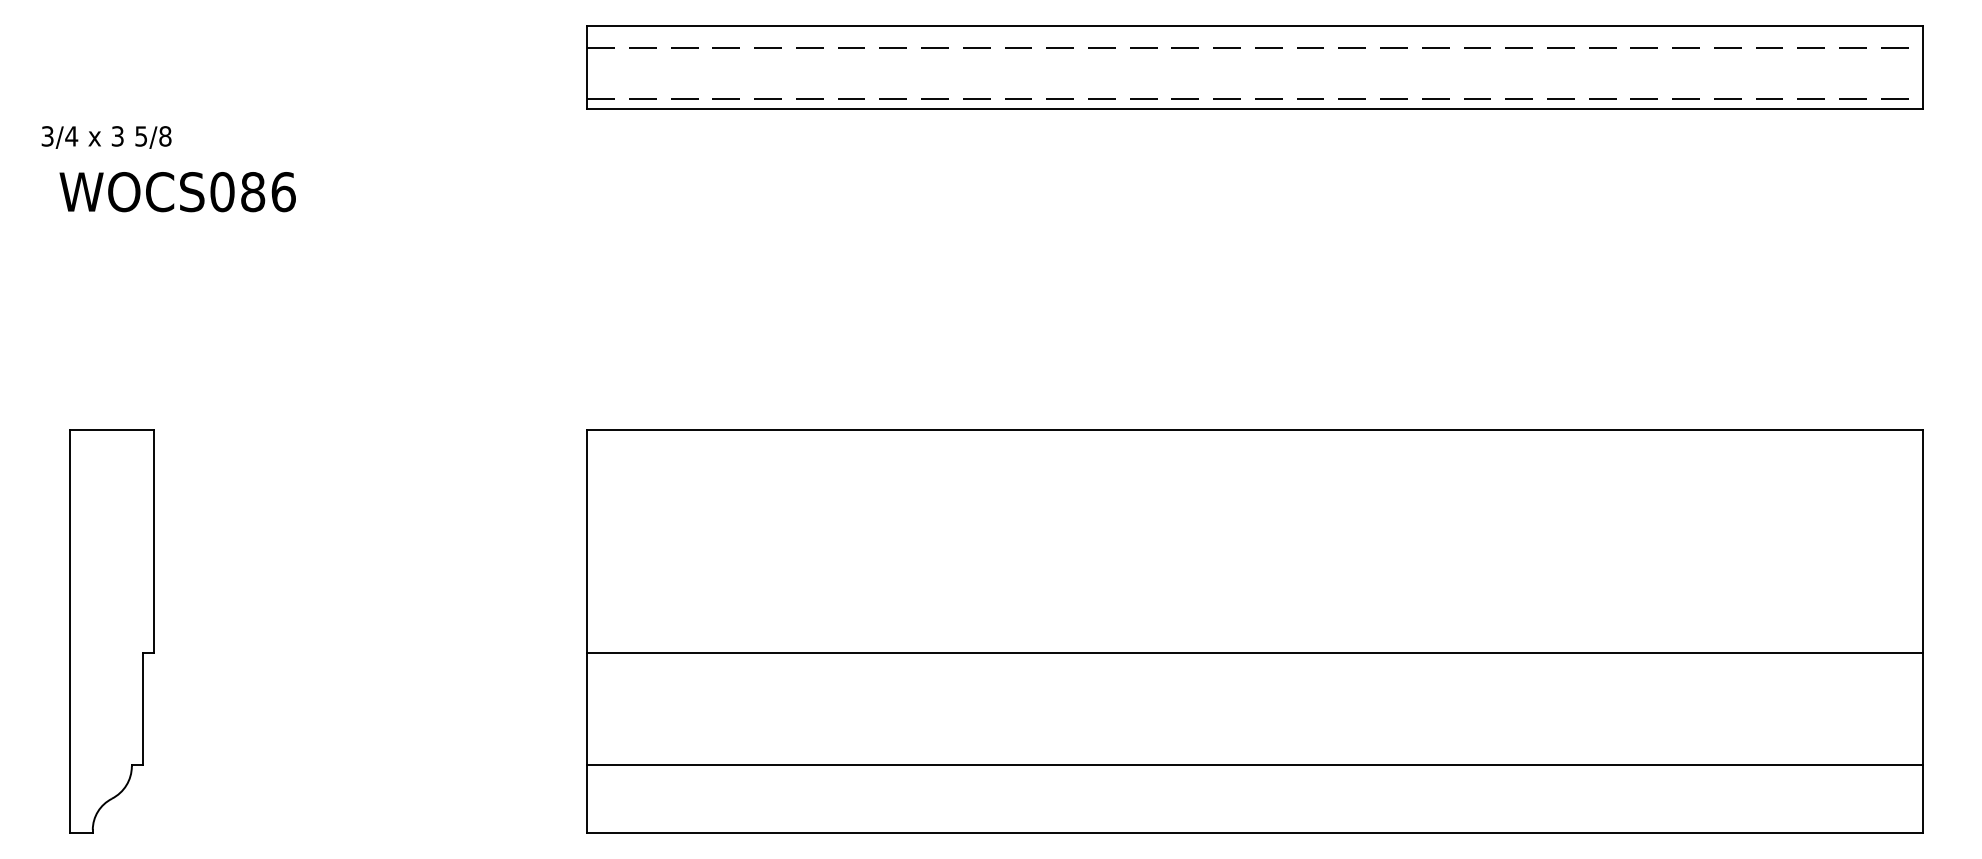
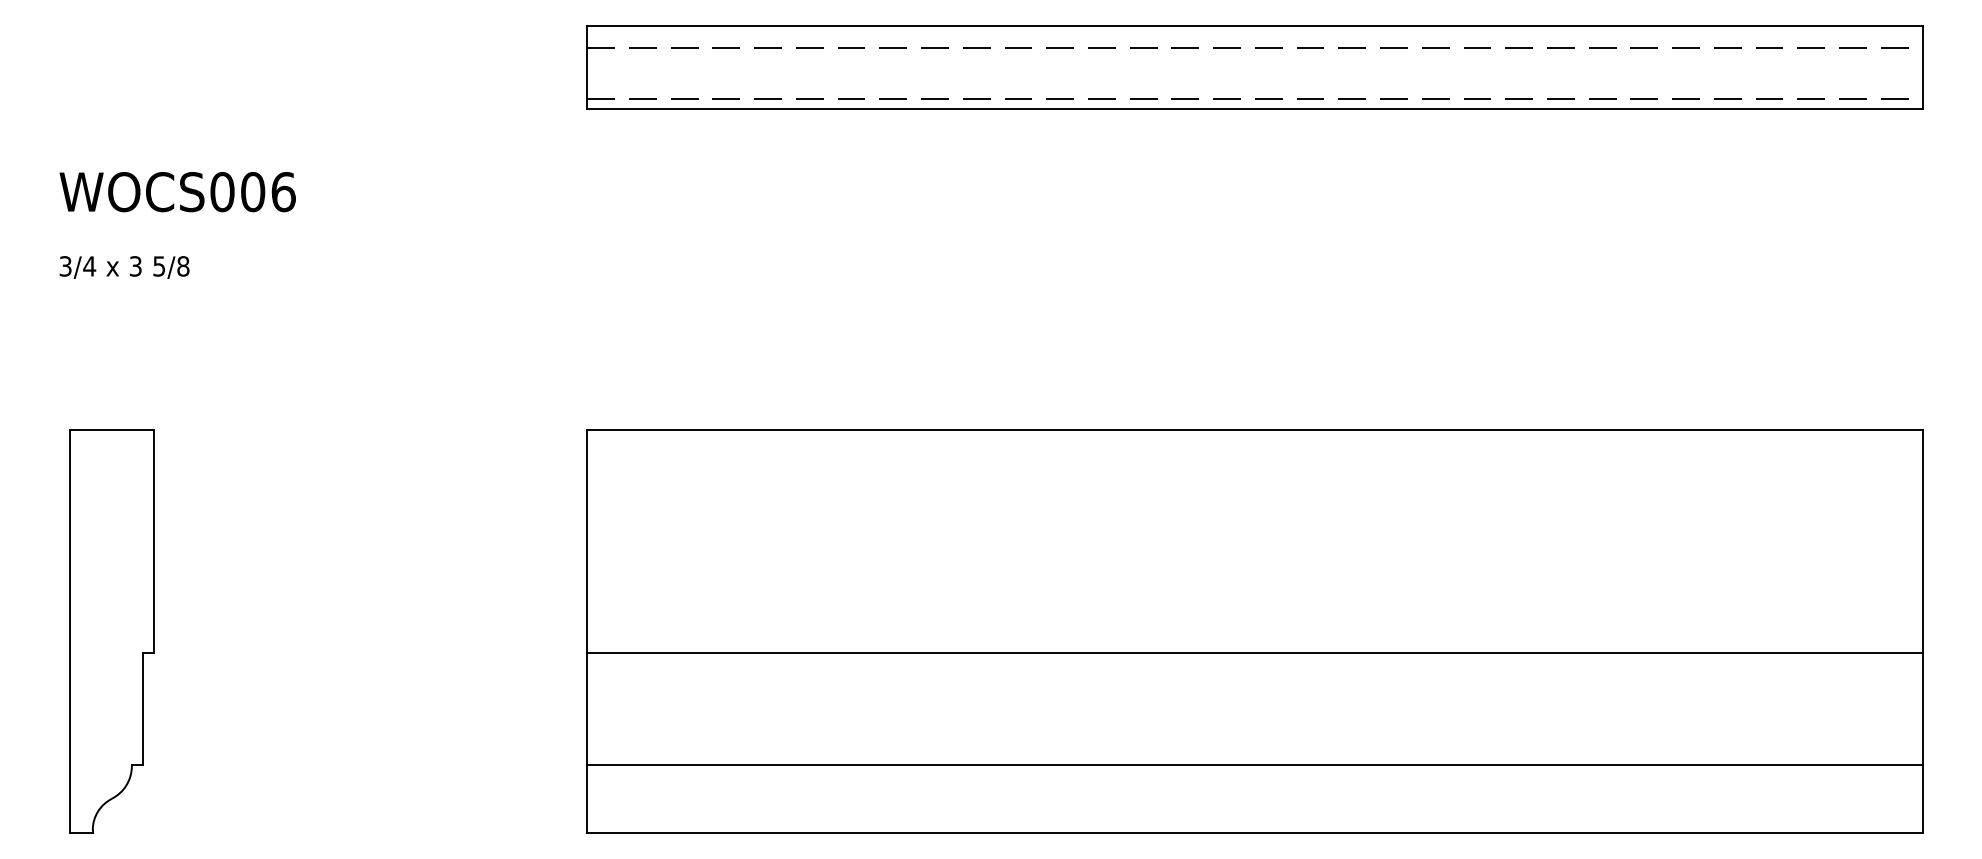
text position: (106, 137) -> (124, 267) (124, 267)
text: WOCS086 -> WOCS006 (253, 192)
